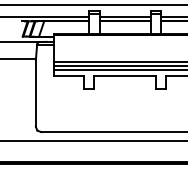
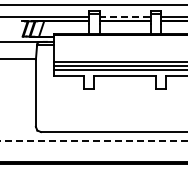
line: solid -> dashed (124, 16)
line: solid -> dashed (93, 141)
